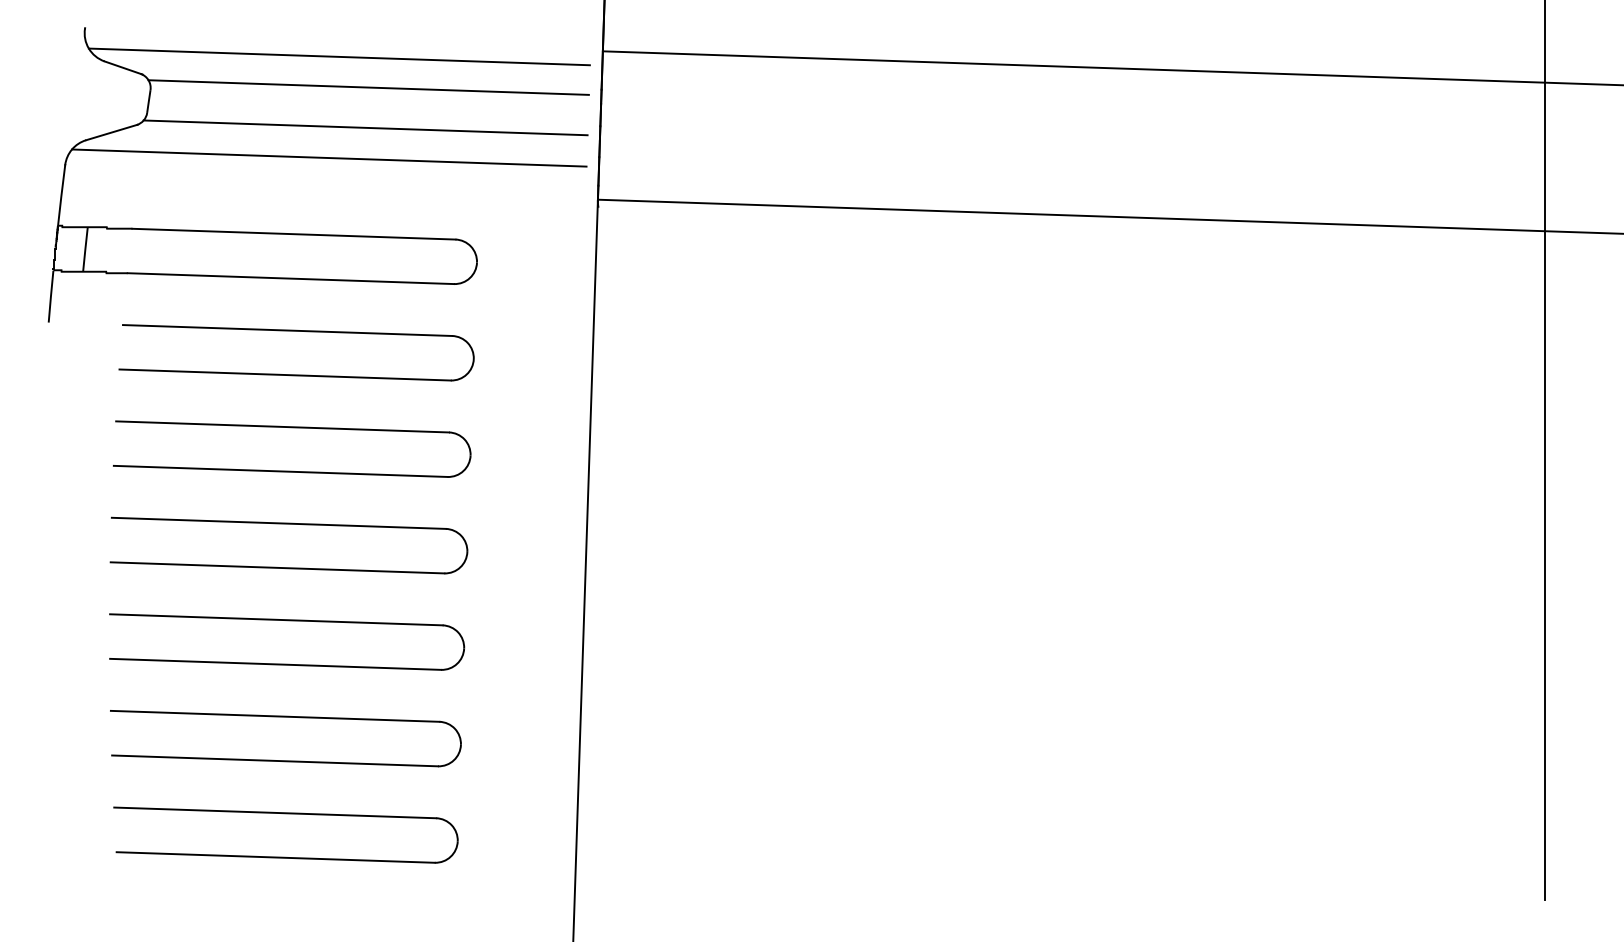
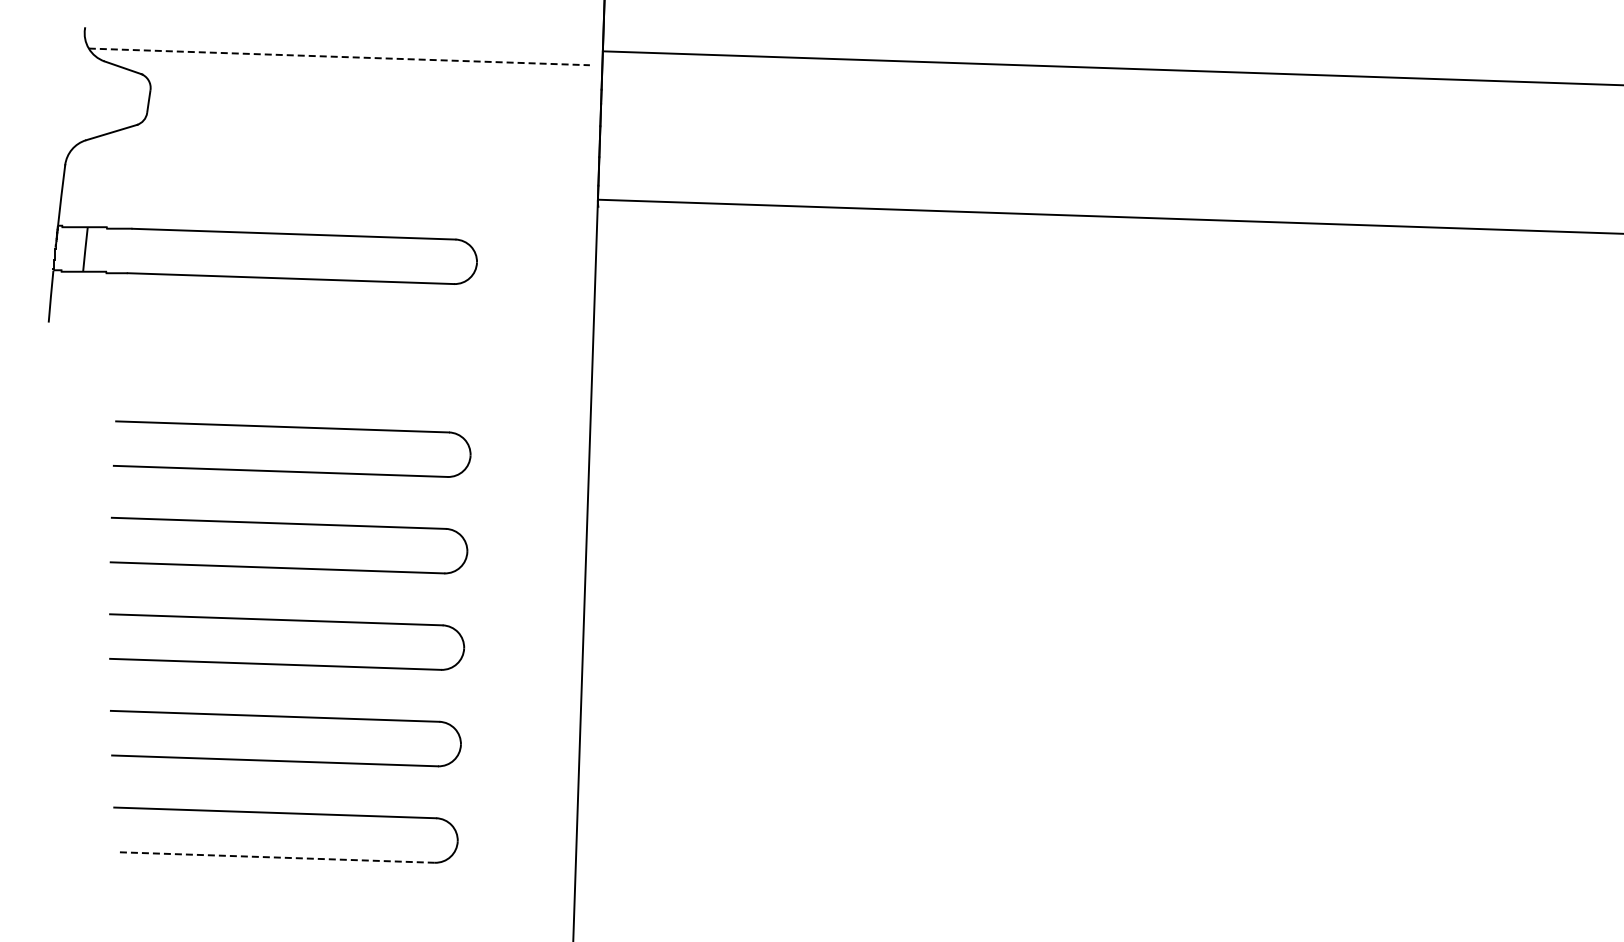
line: solid -> dashed (339, 56)
line: present -> none (368, 87)
line: present -> none (365, 127)
line: present -> none (329, 157)
part: present -> none (296, 331)
line: present -> none (1545, 451)
line: solid -> dashed (275, 857)
